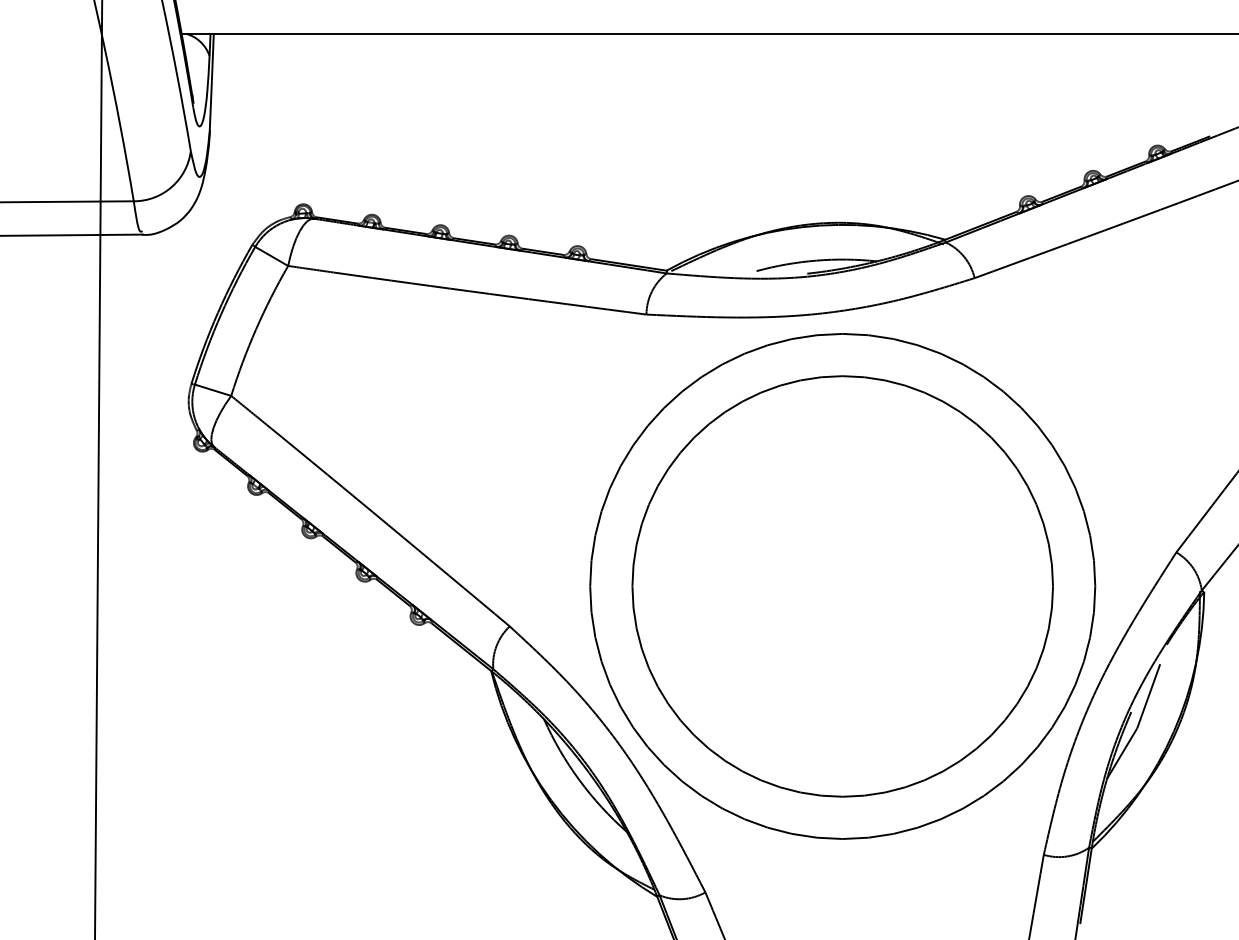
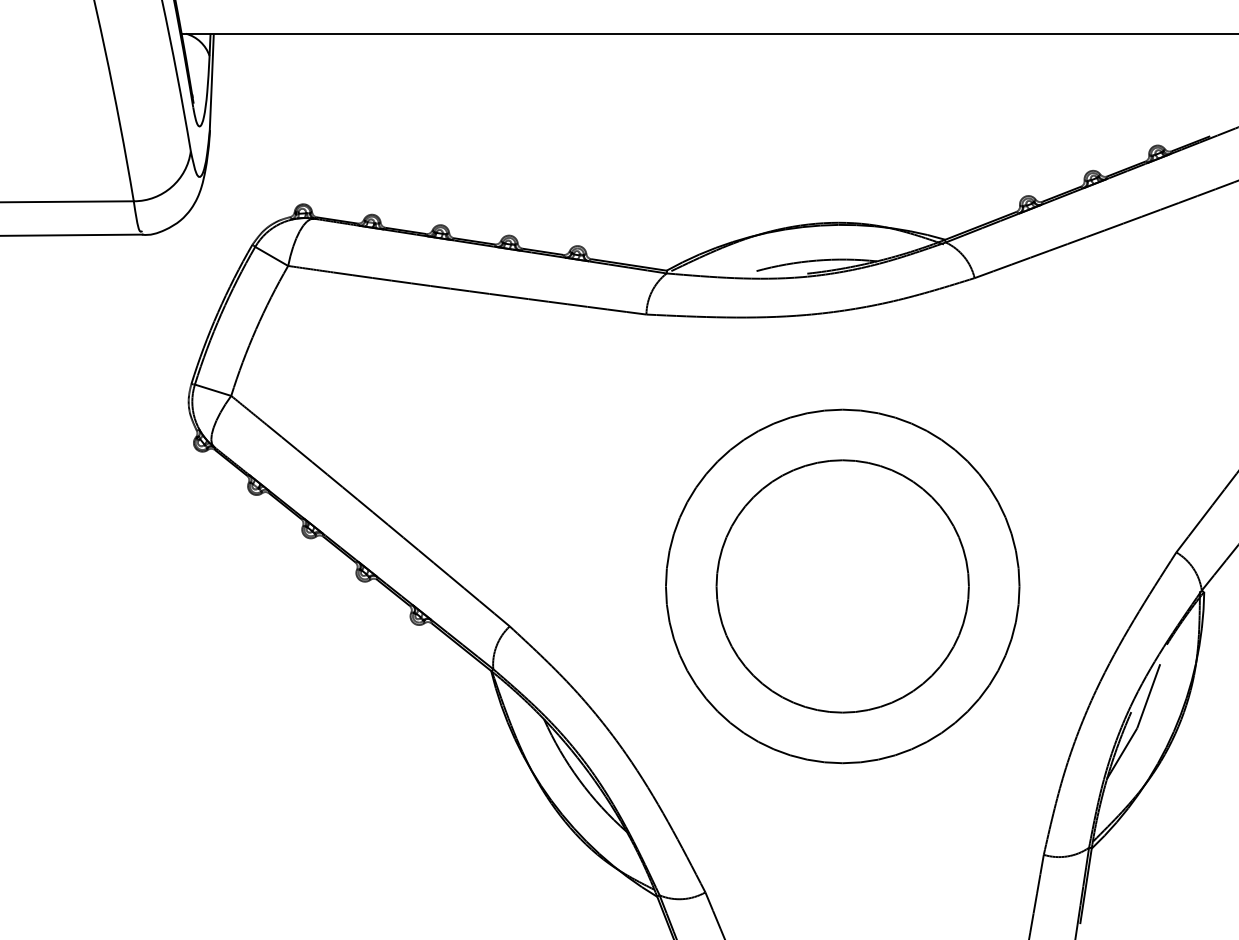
line: present -> none (98, 469)
circle diameter: 421 px -> 252 px (842, 586)
circle diameter: 505 px -> 354 px (842, 586)
